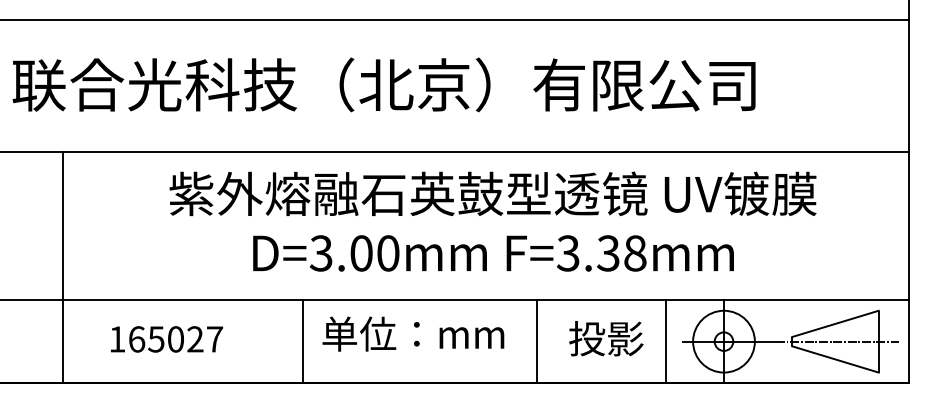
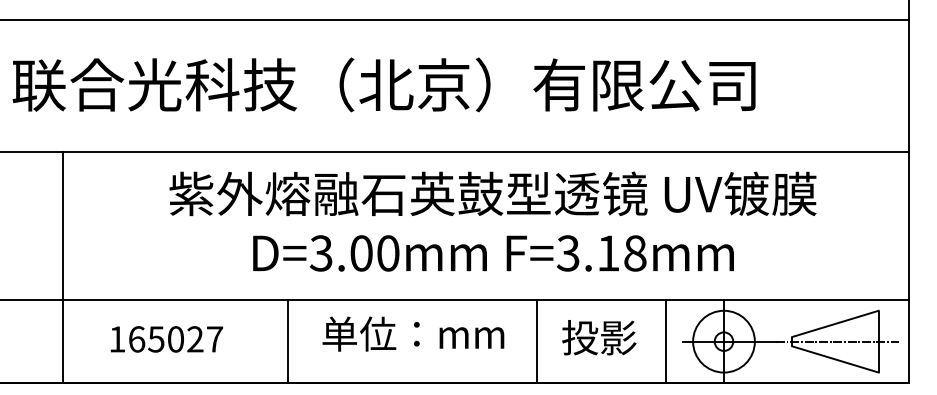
text: F=3.38mm -> F=3.18mm (608, 253)
text position: (606, 338) -> (599, 337) (599, 337)
line position: (302, 341) -> (287, 341) (287, 341)
